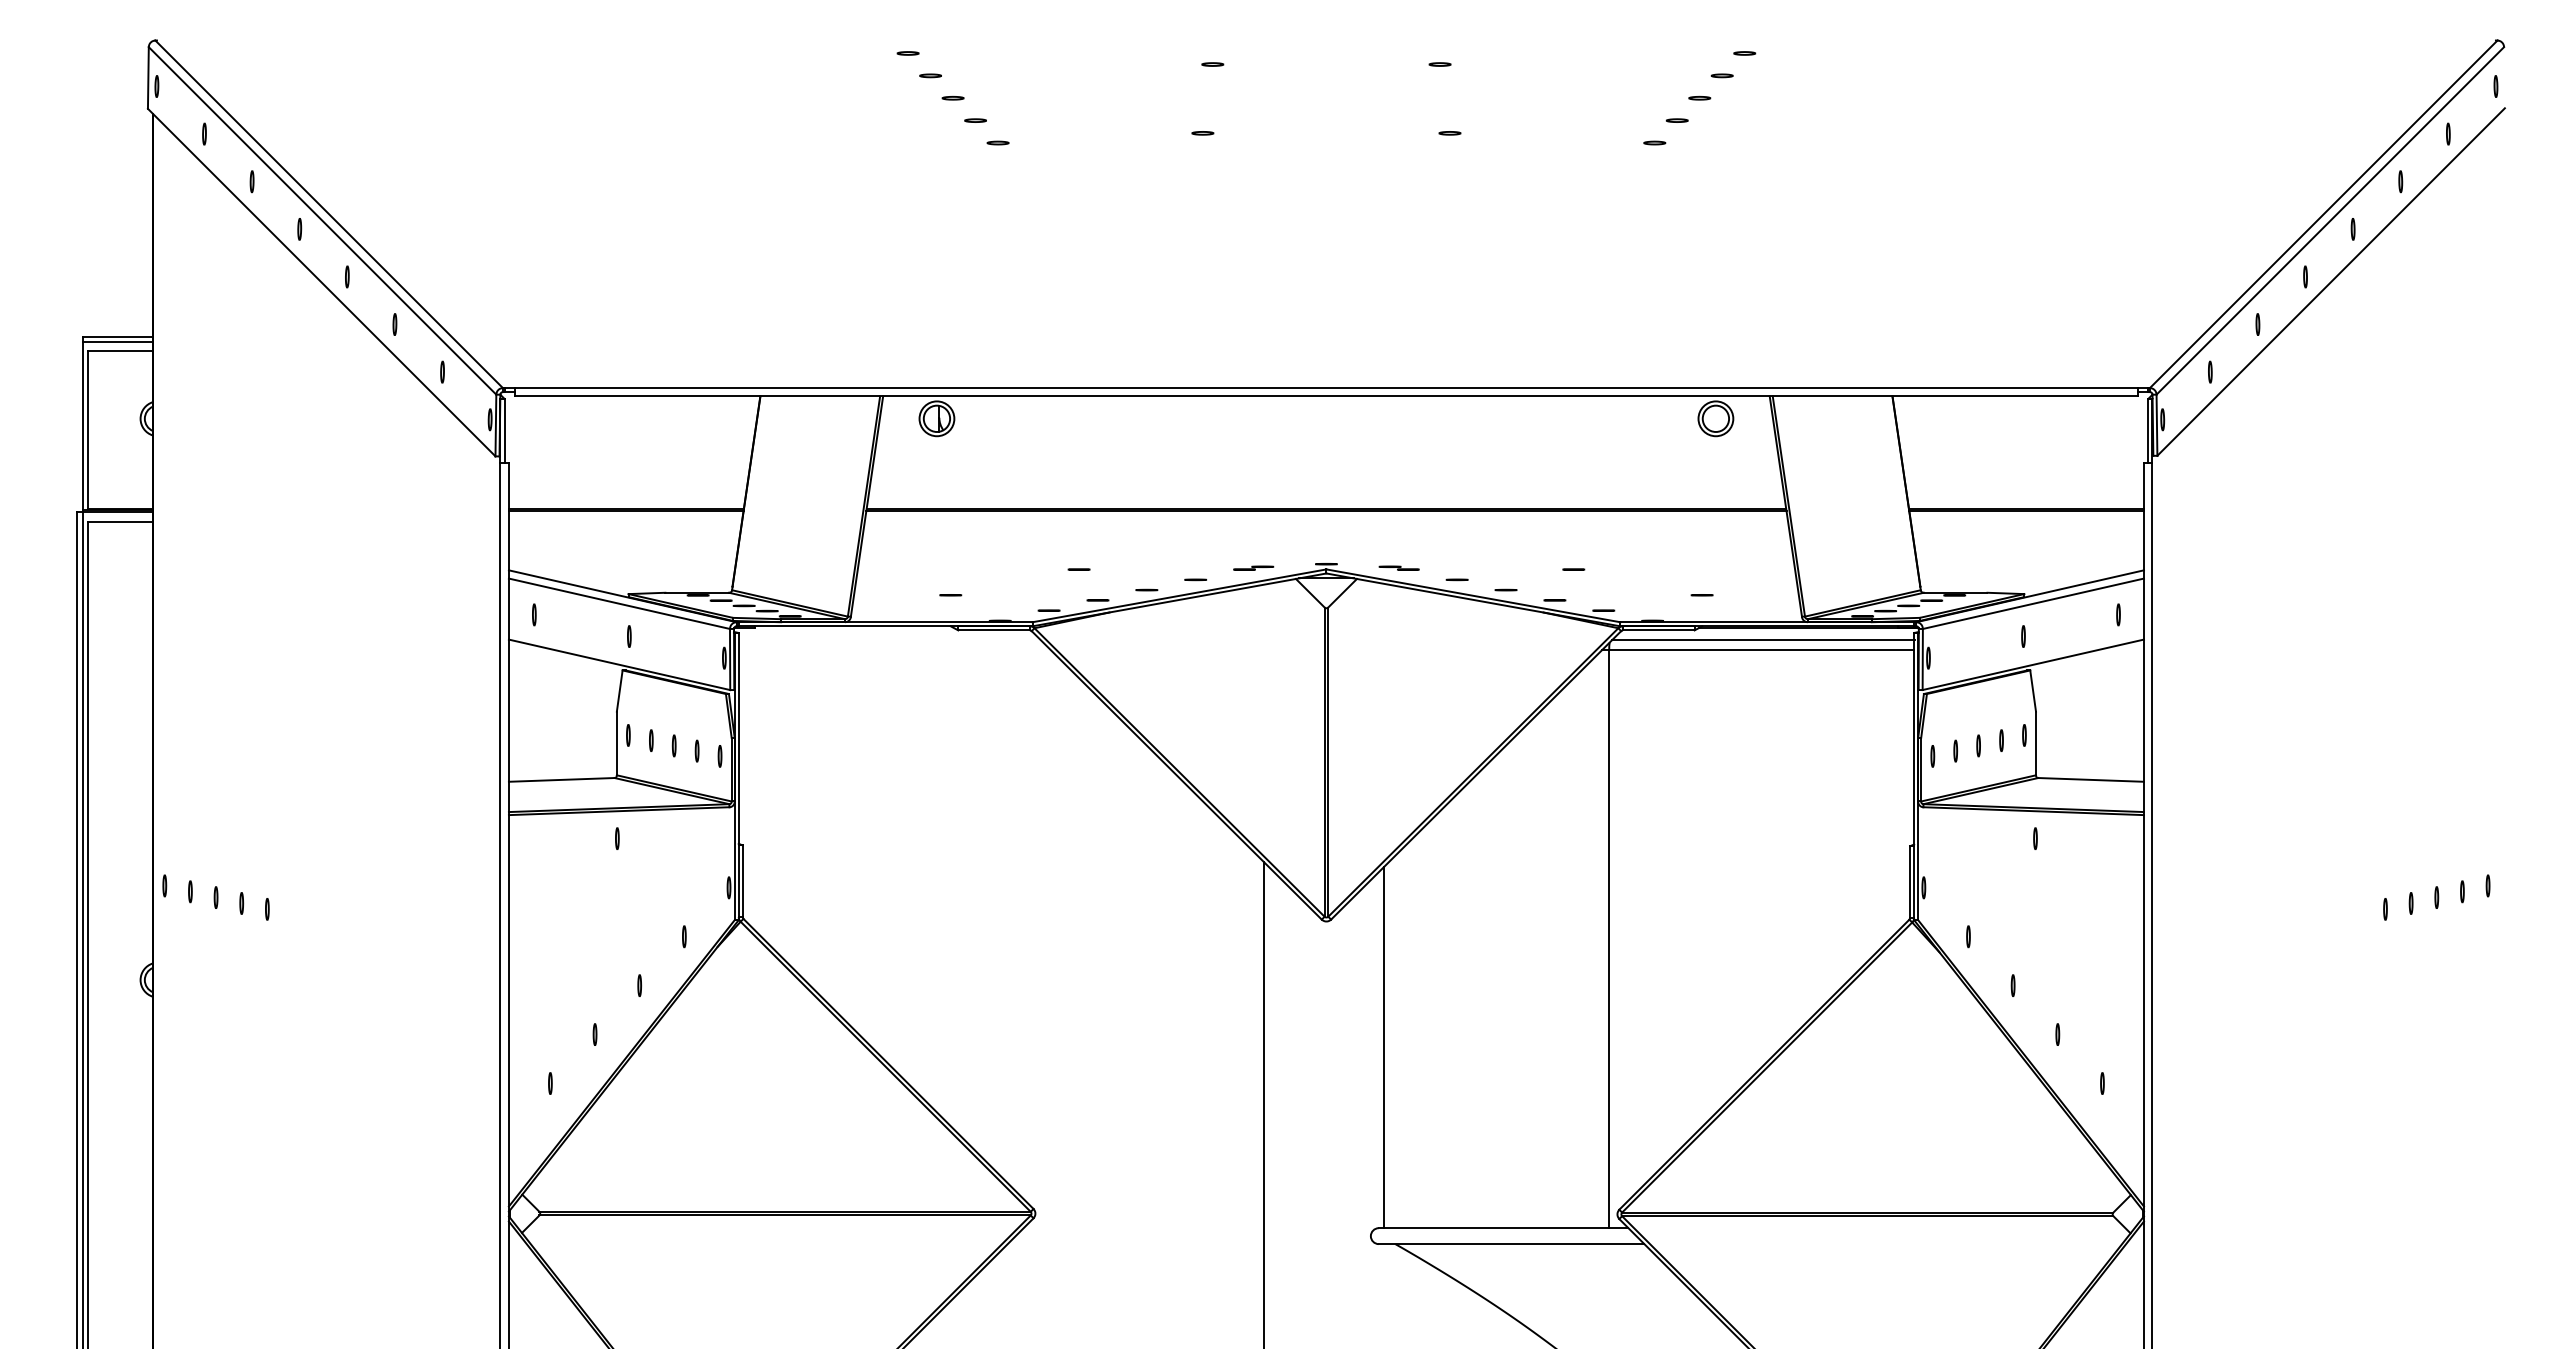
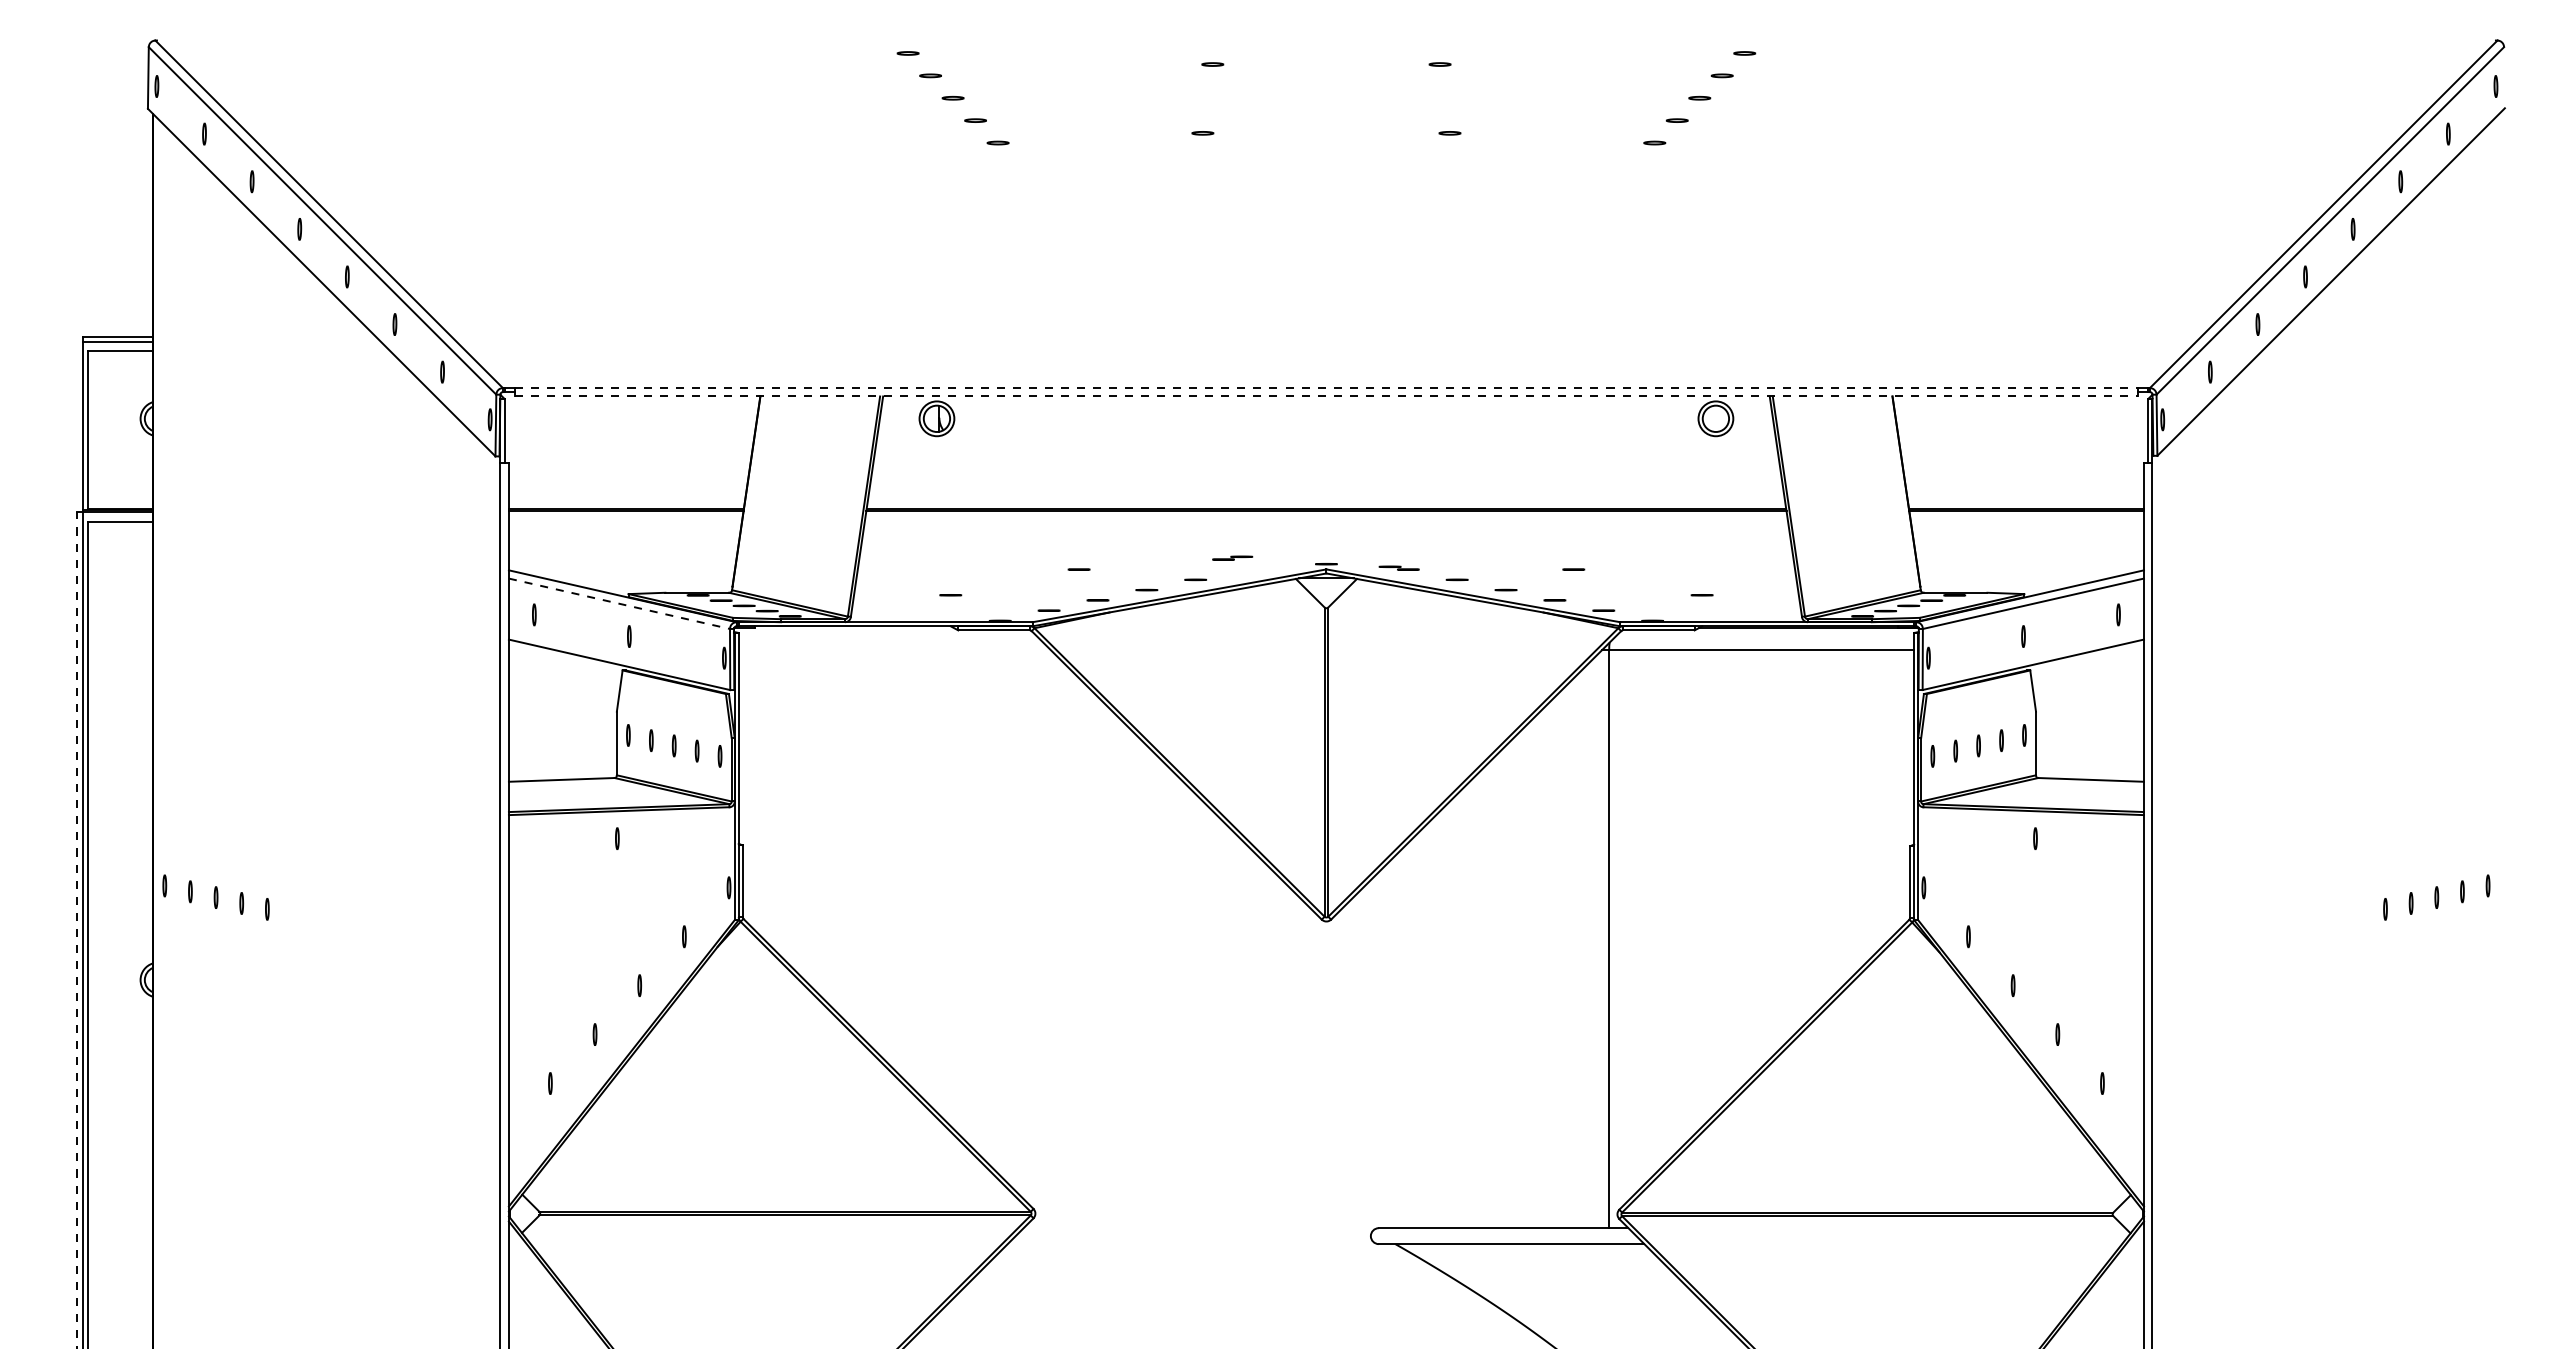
line: solid -> dashed (1326, 388)
line: solid -> dashed (1326, 396)
part position: (1253, 567) -> (1232, 557) (1232, 557)
line: solid -> dashed (619, 603)
line: present -> none (1762, 640)
line: solid -> dashed (77, 930)
line: present -> none (1383, 1047)
line: present -> none (1263, 1103)
